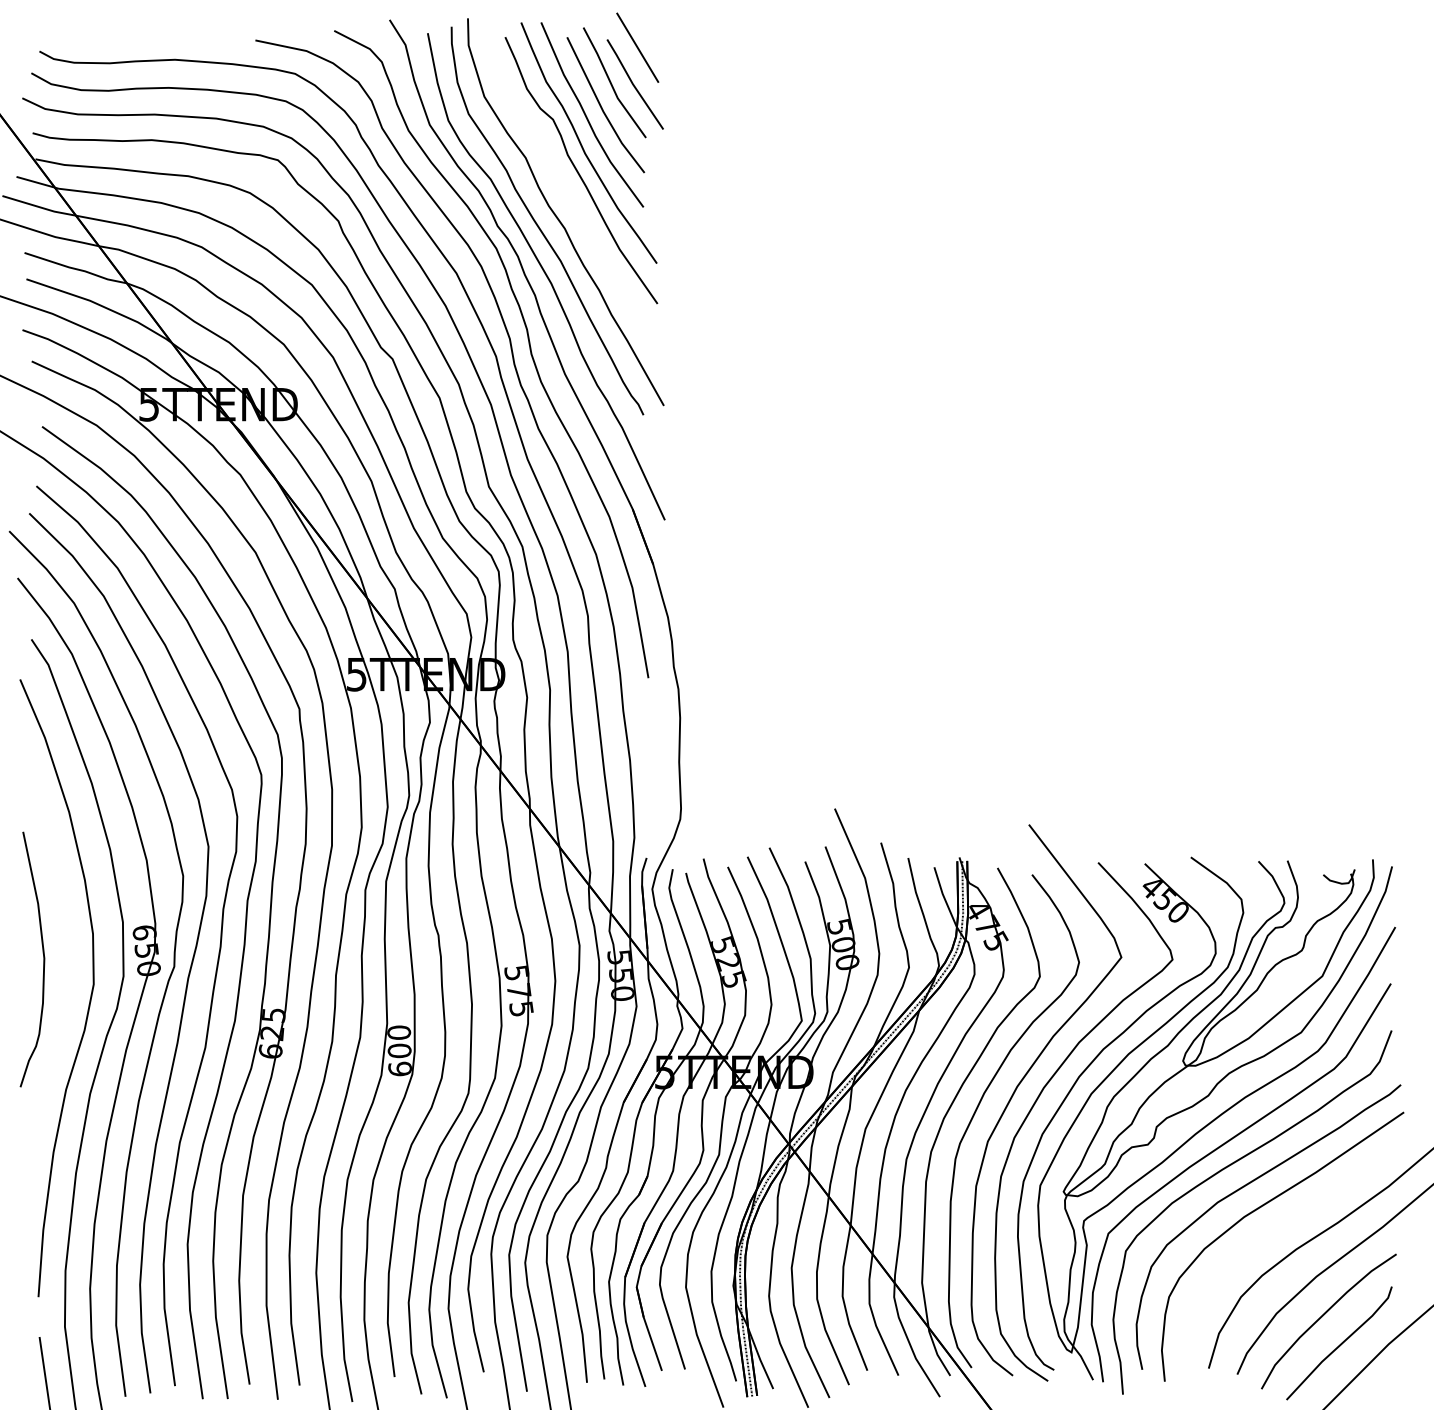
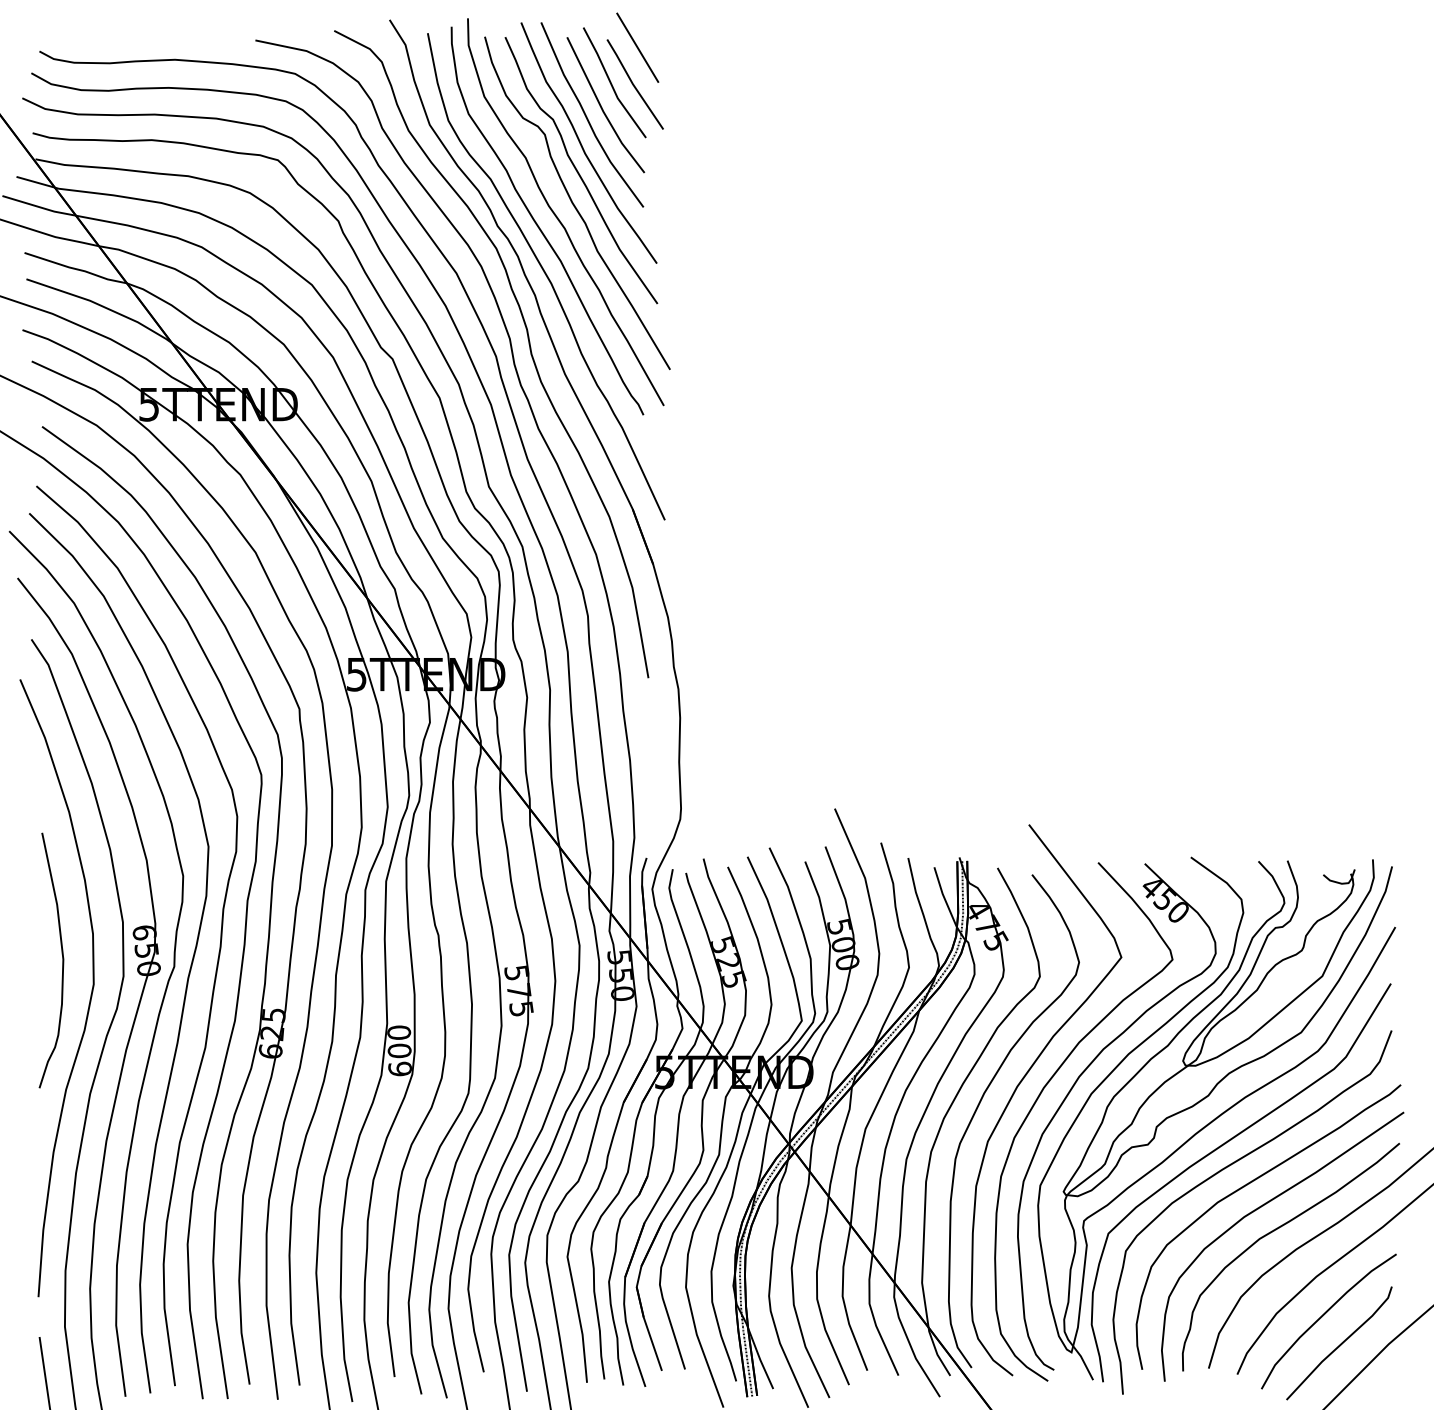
part: none -> present (577, 202)
curve position: (43, 959) -> (62, 960) (62, 960)
curve: none -> present (1276, 1230)
